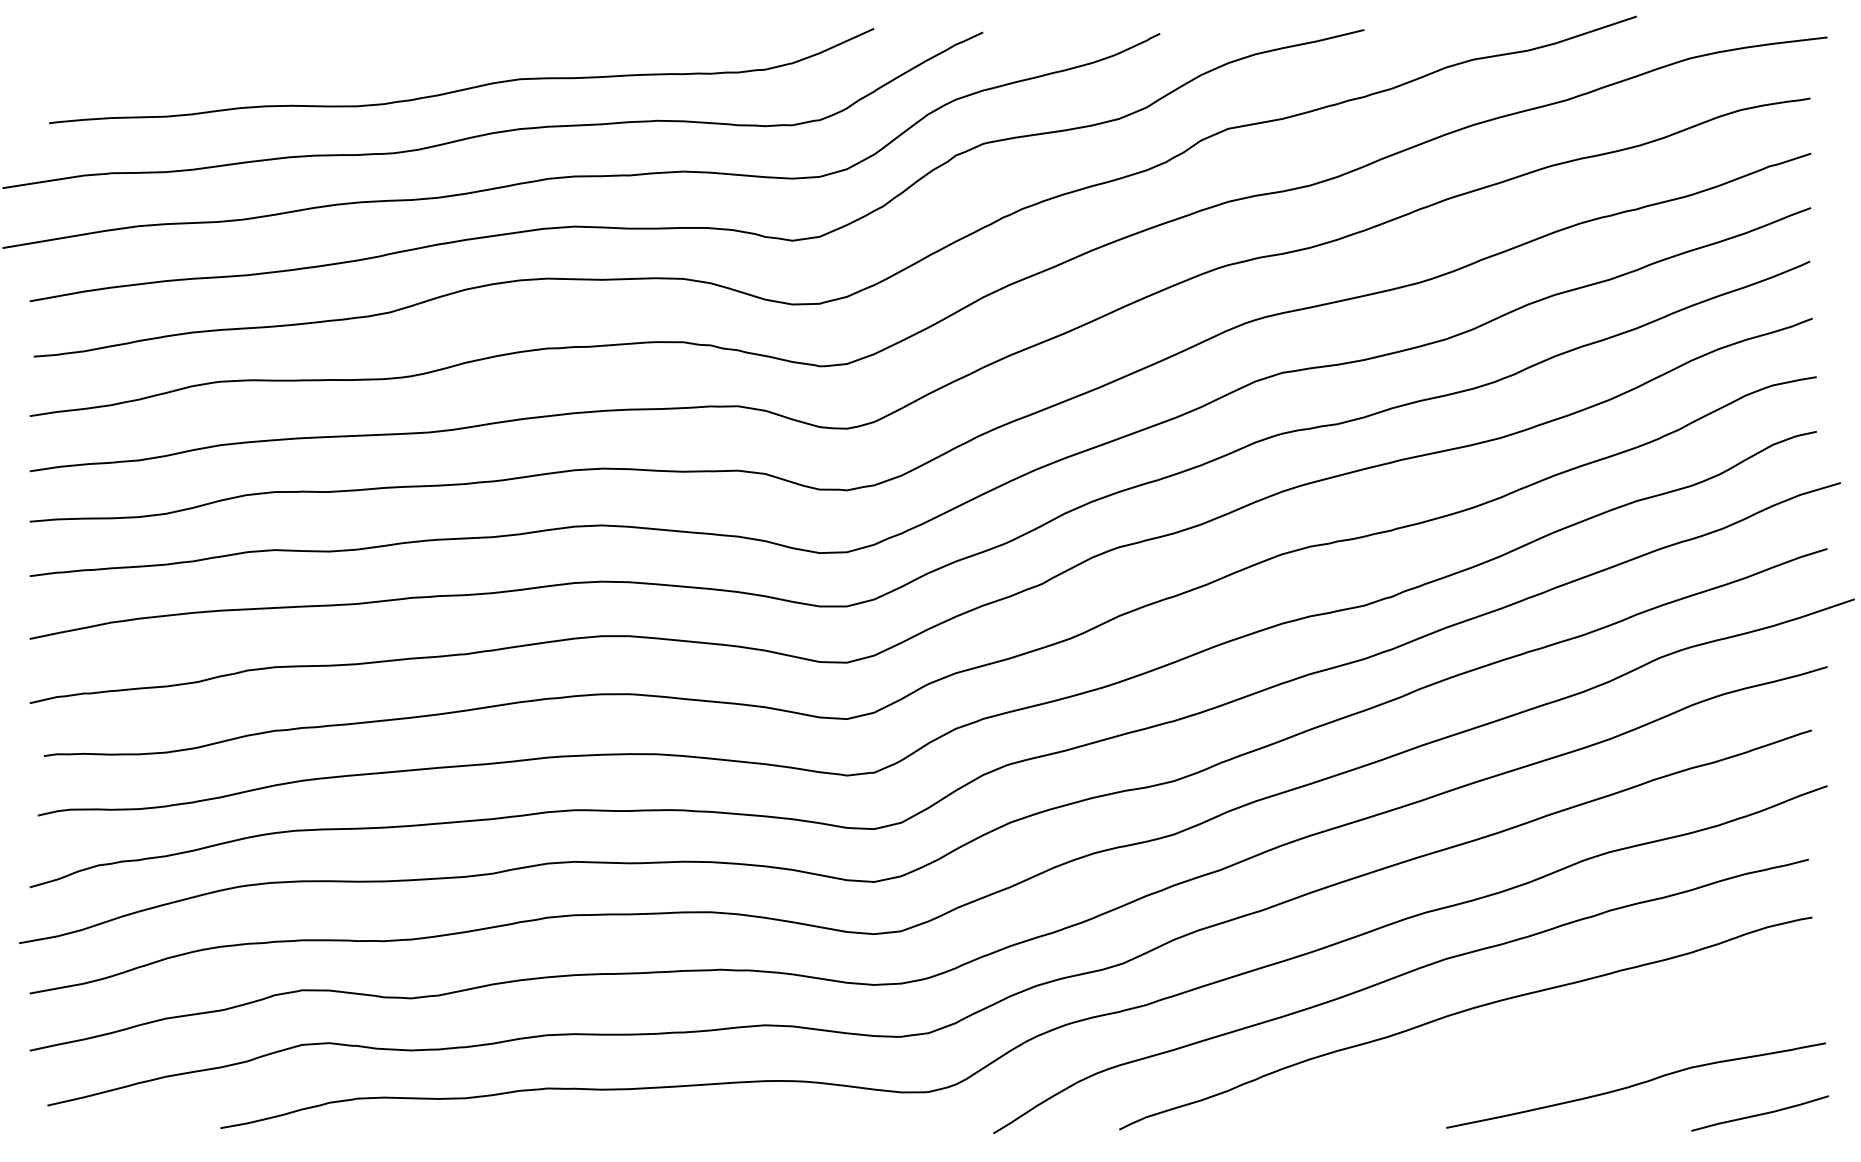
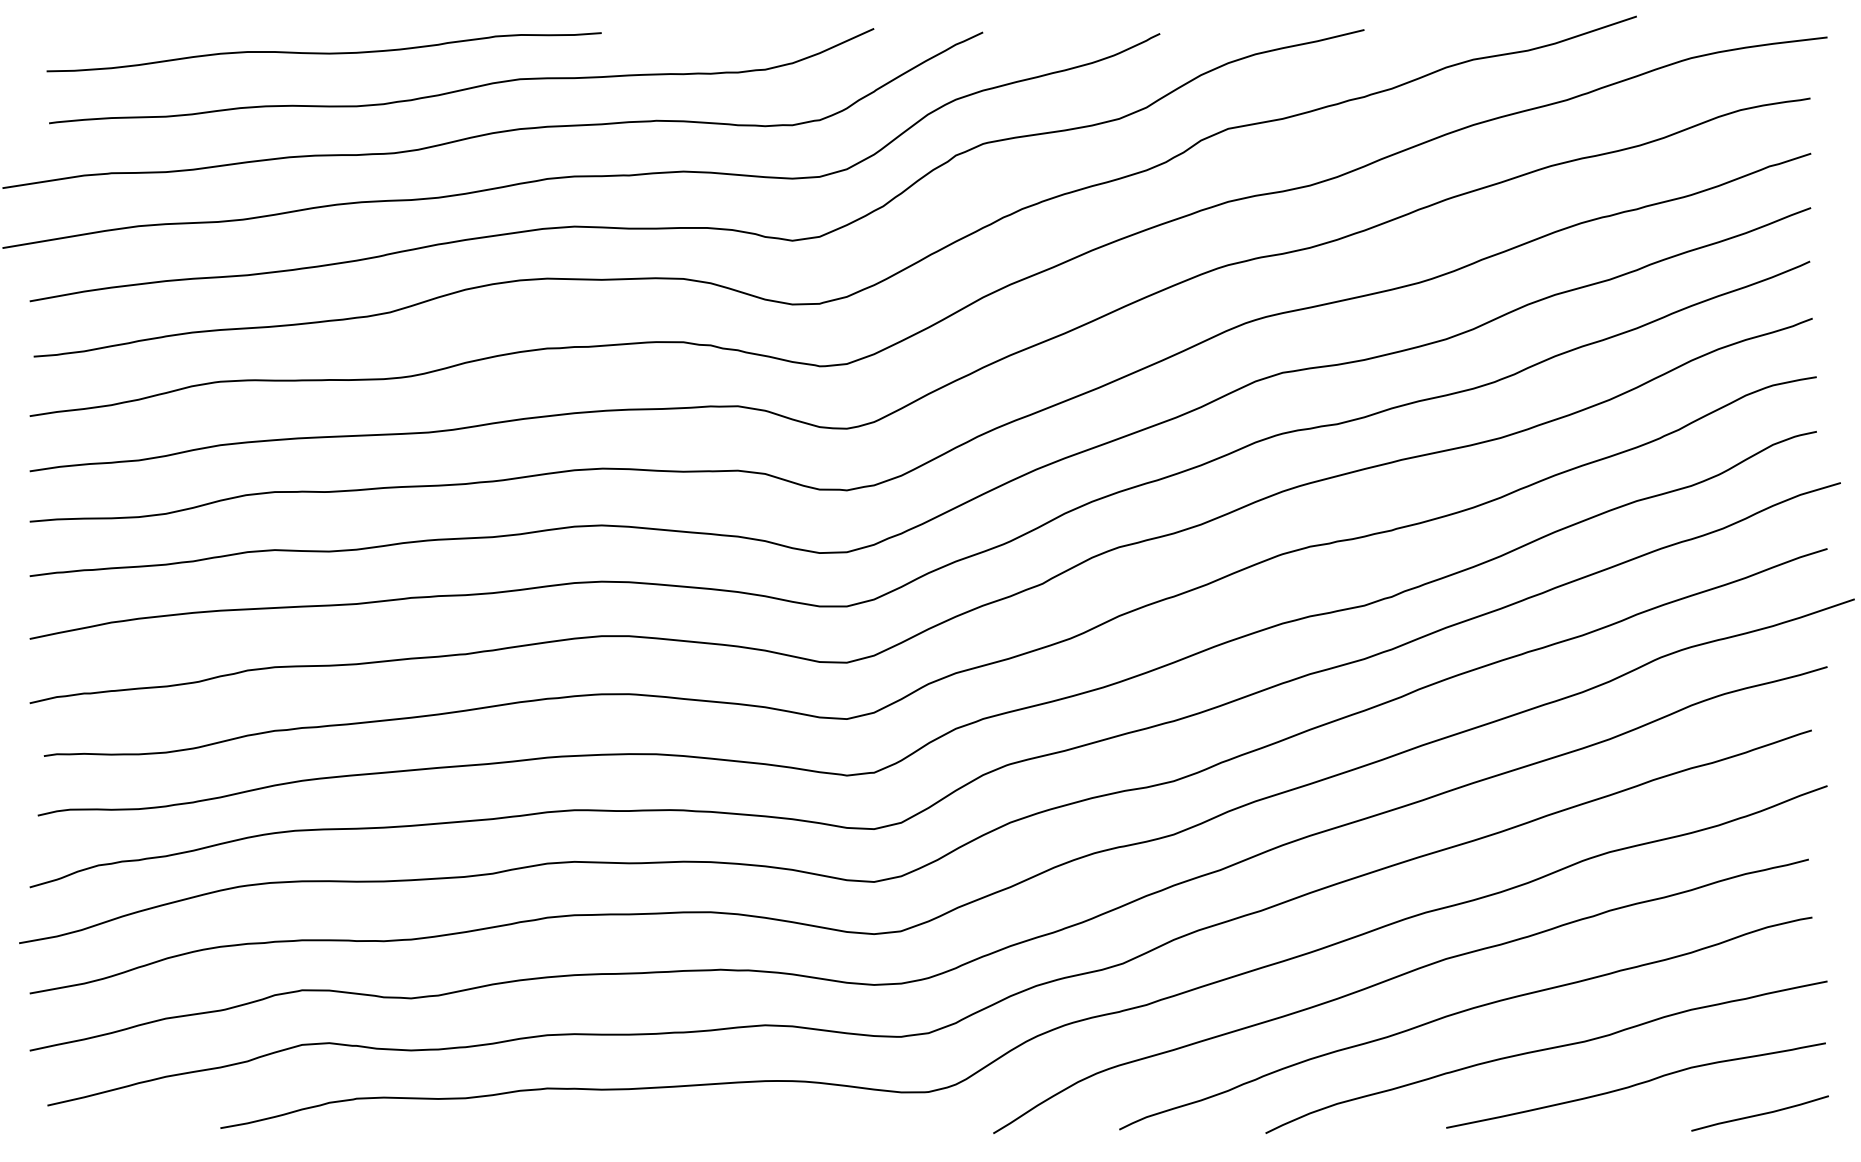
curve: none -> present (323, 52)
curve: none -> present (1546, 1050)
